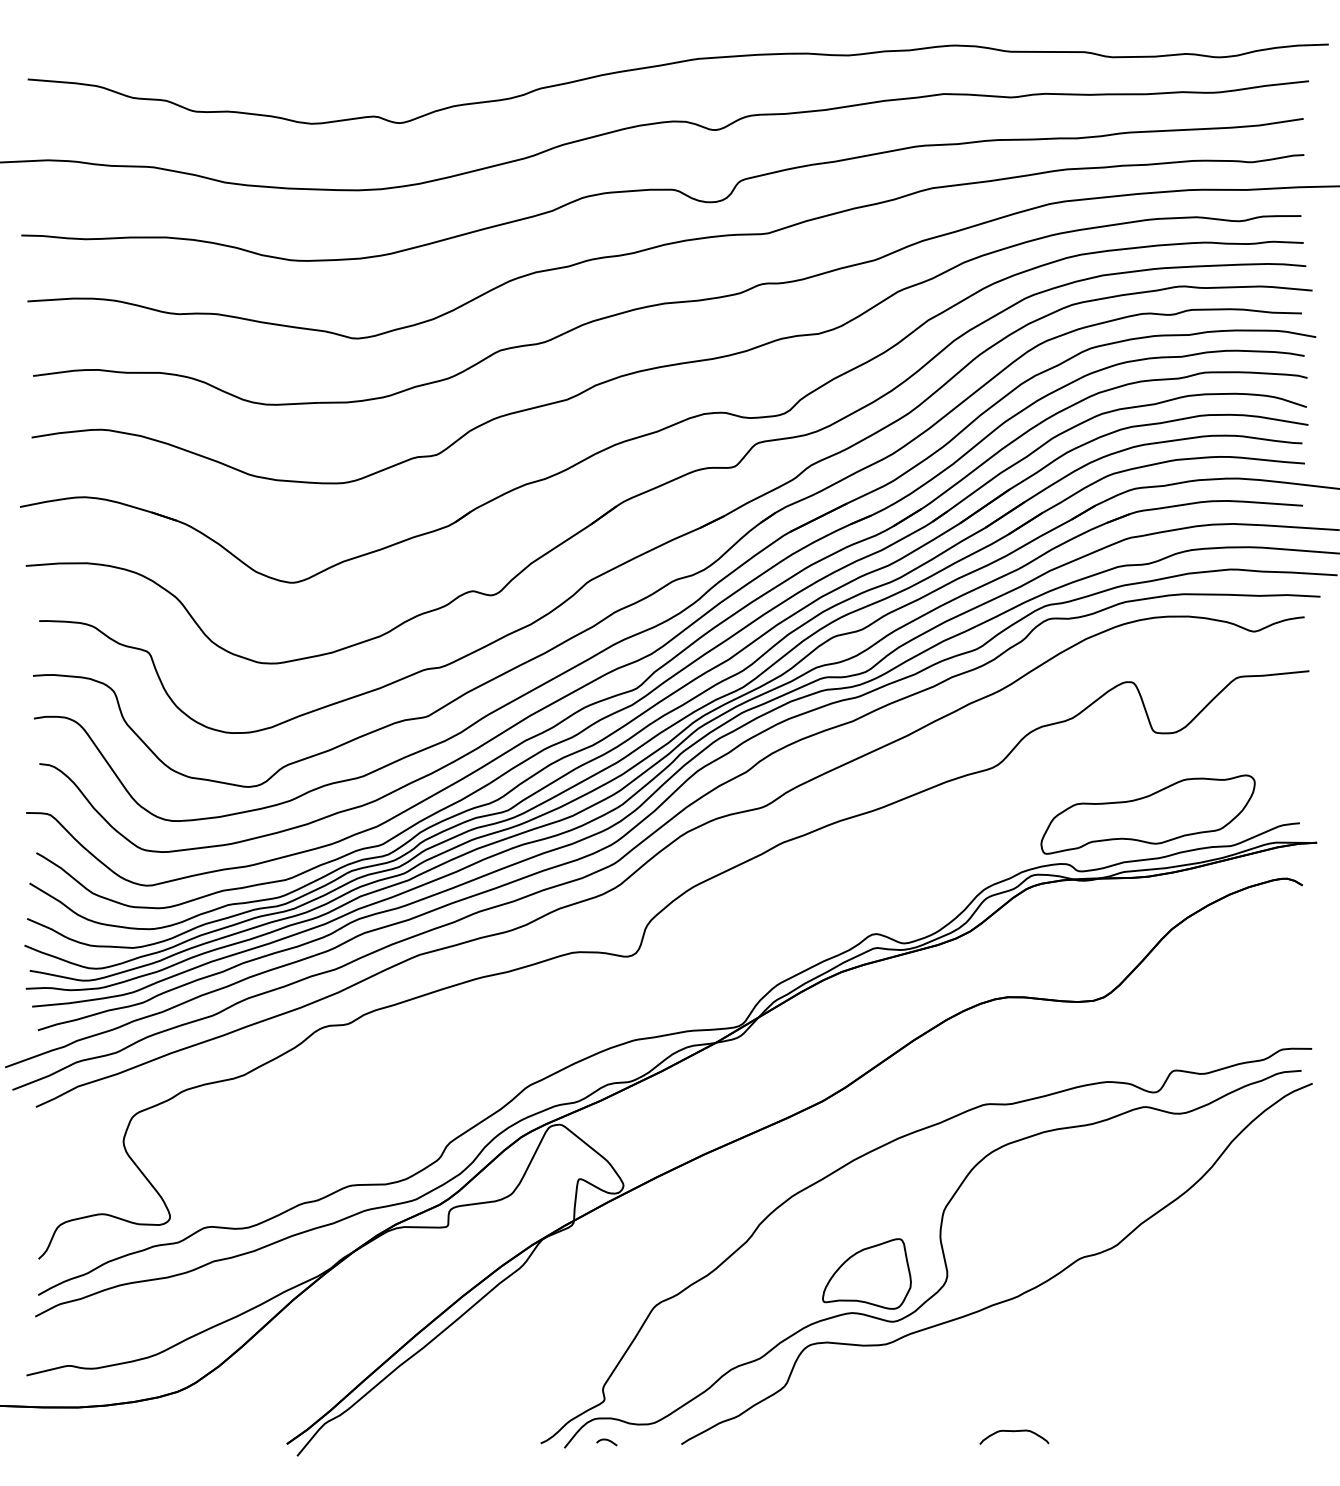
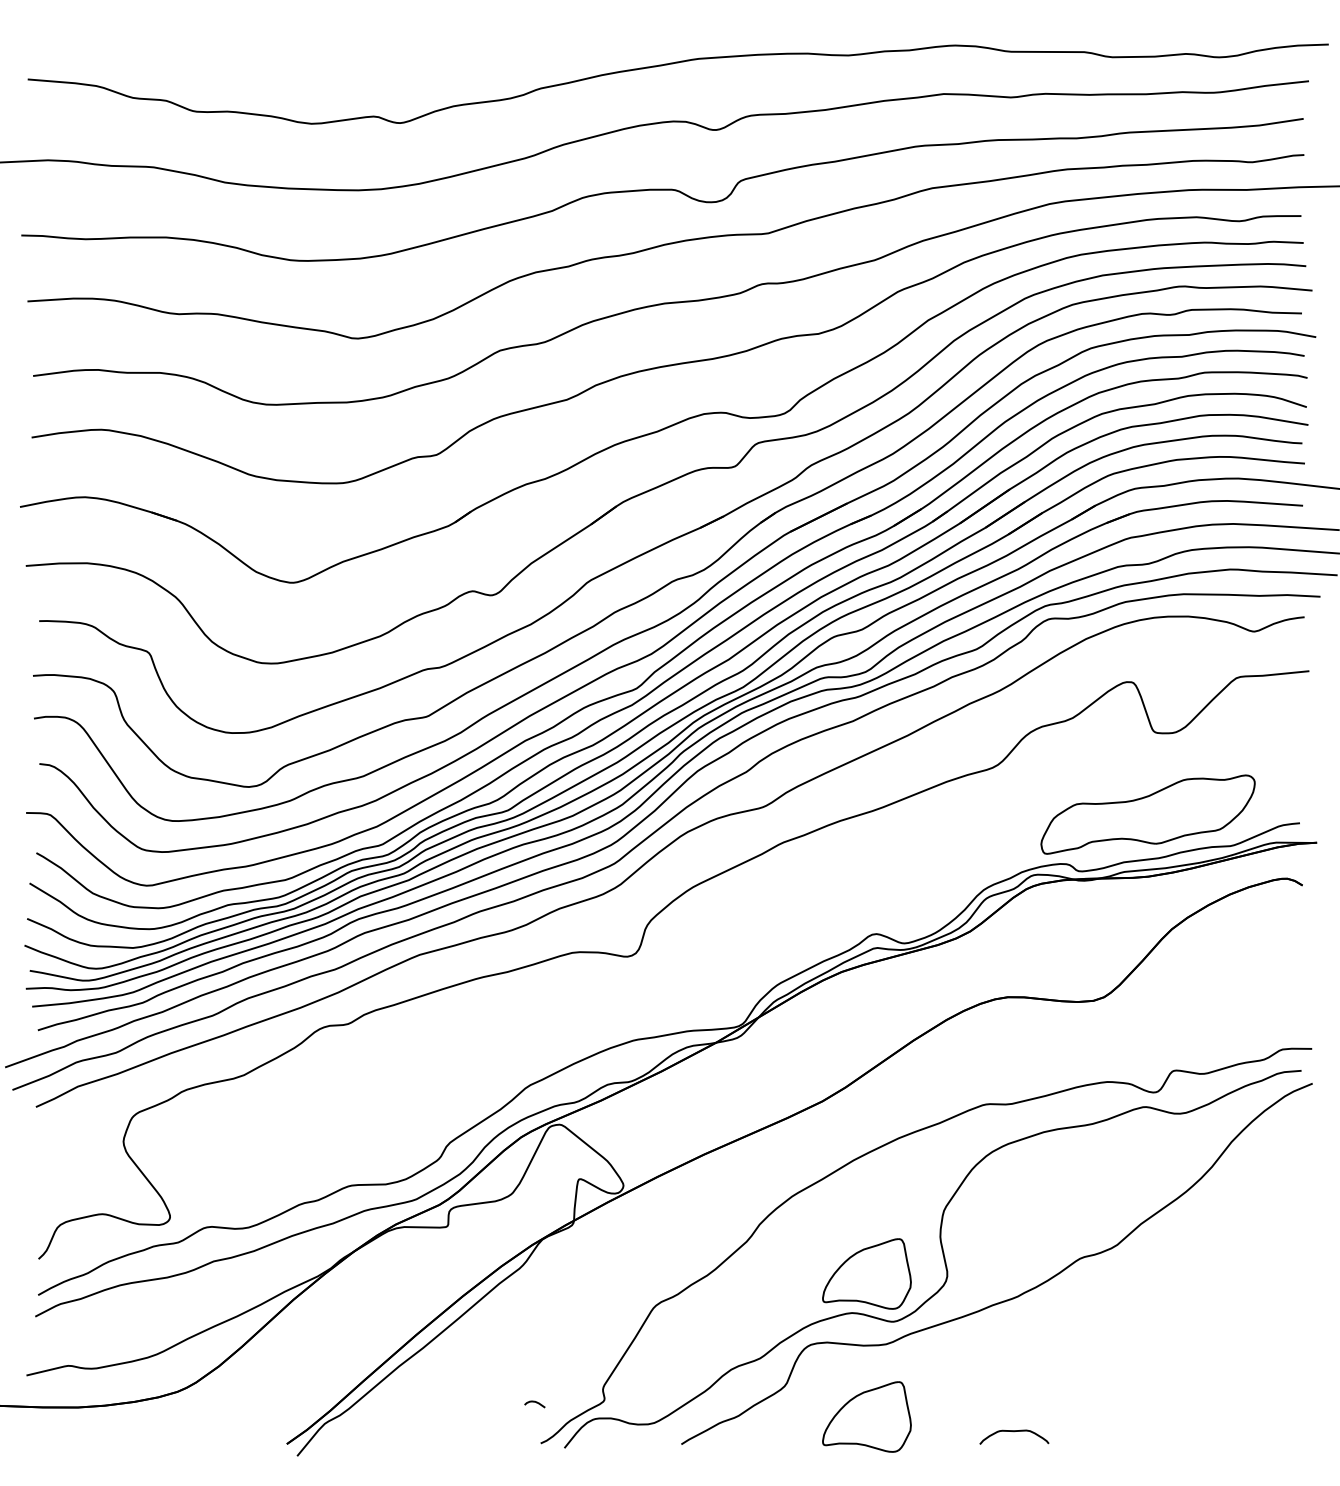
part: none -> present (866, 1416)
curve position: (606, 1440) -> (534, 1402) (534, 1402)
